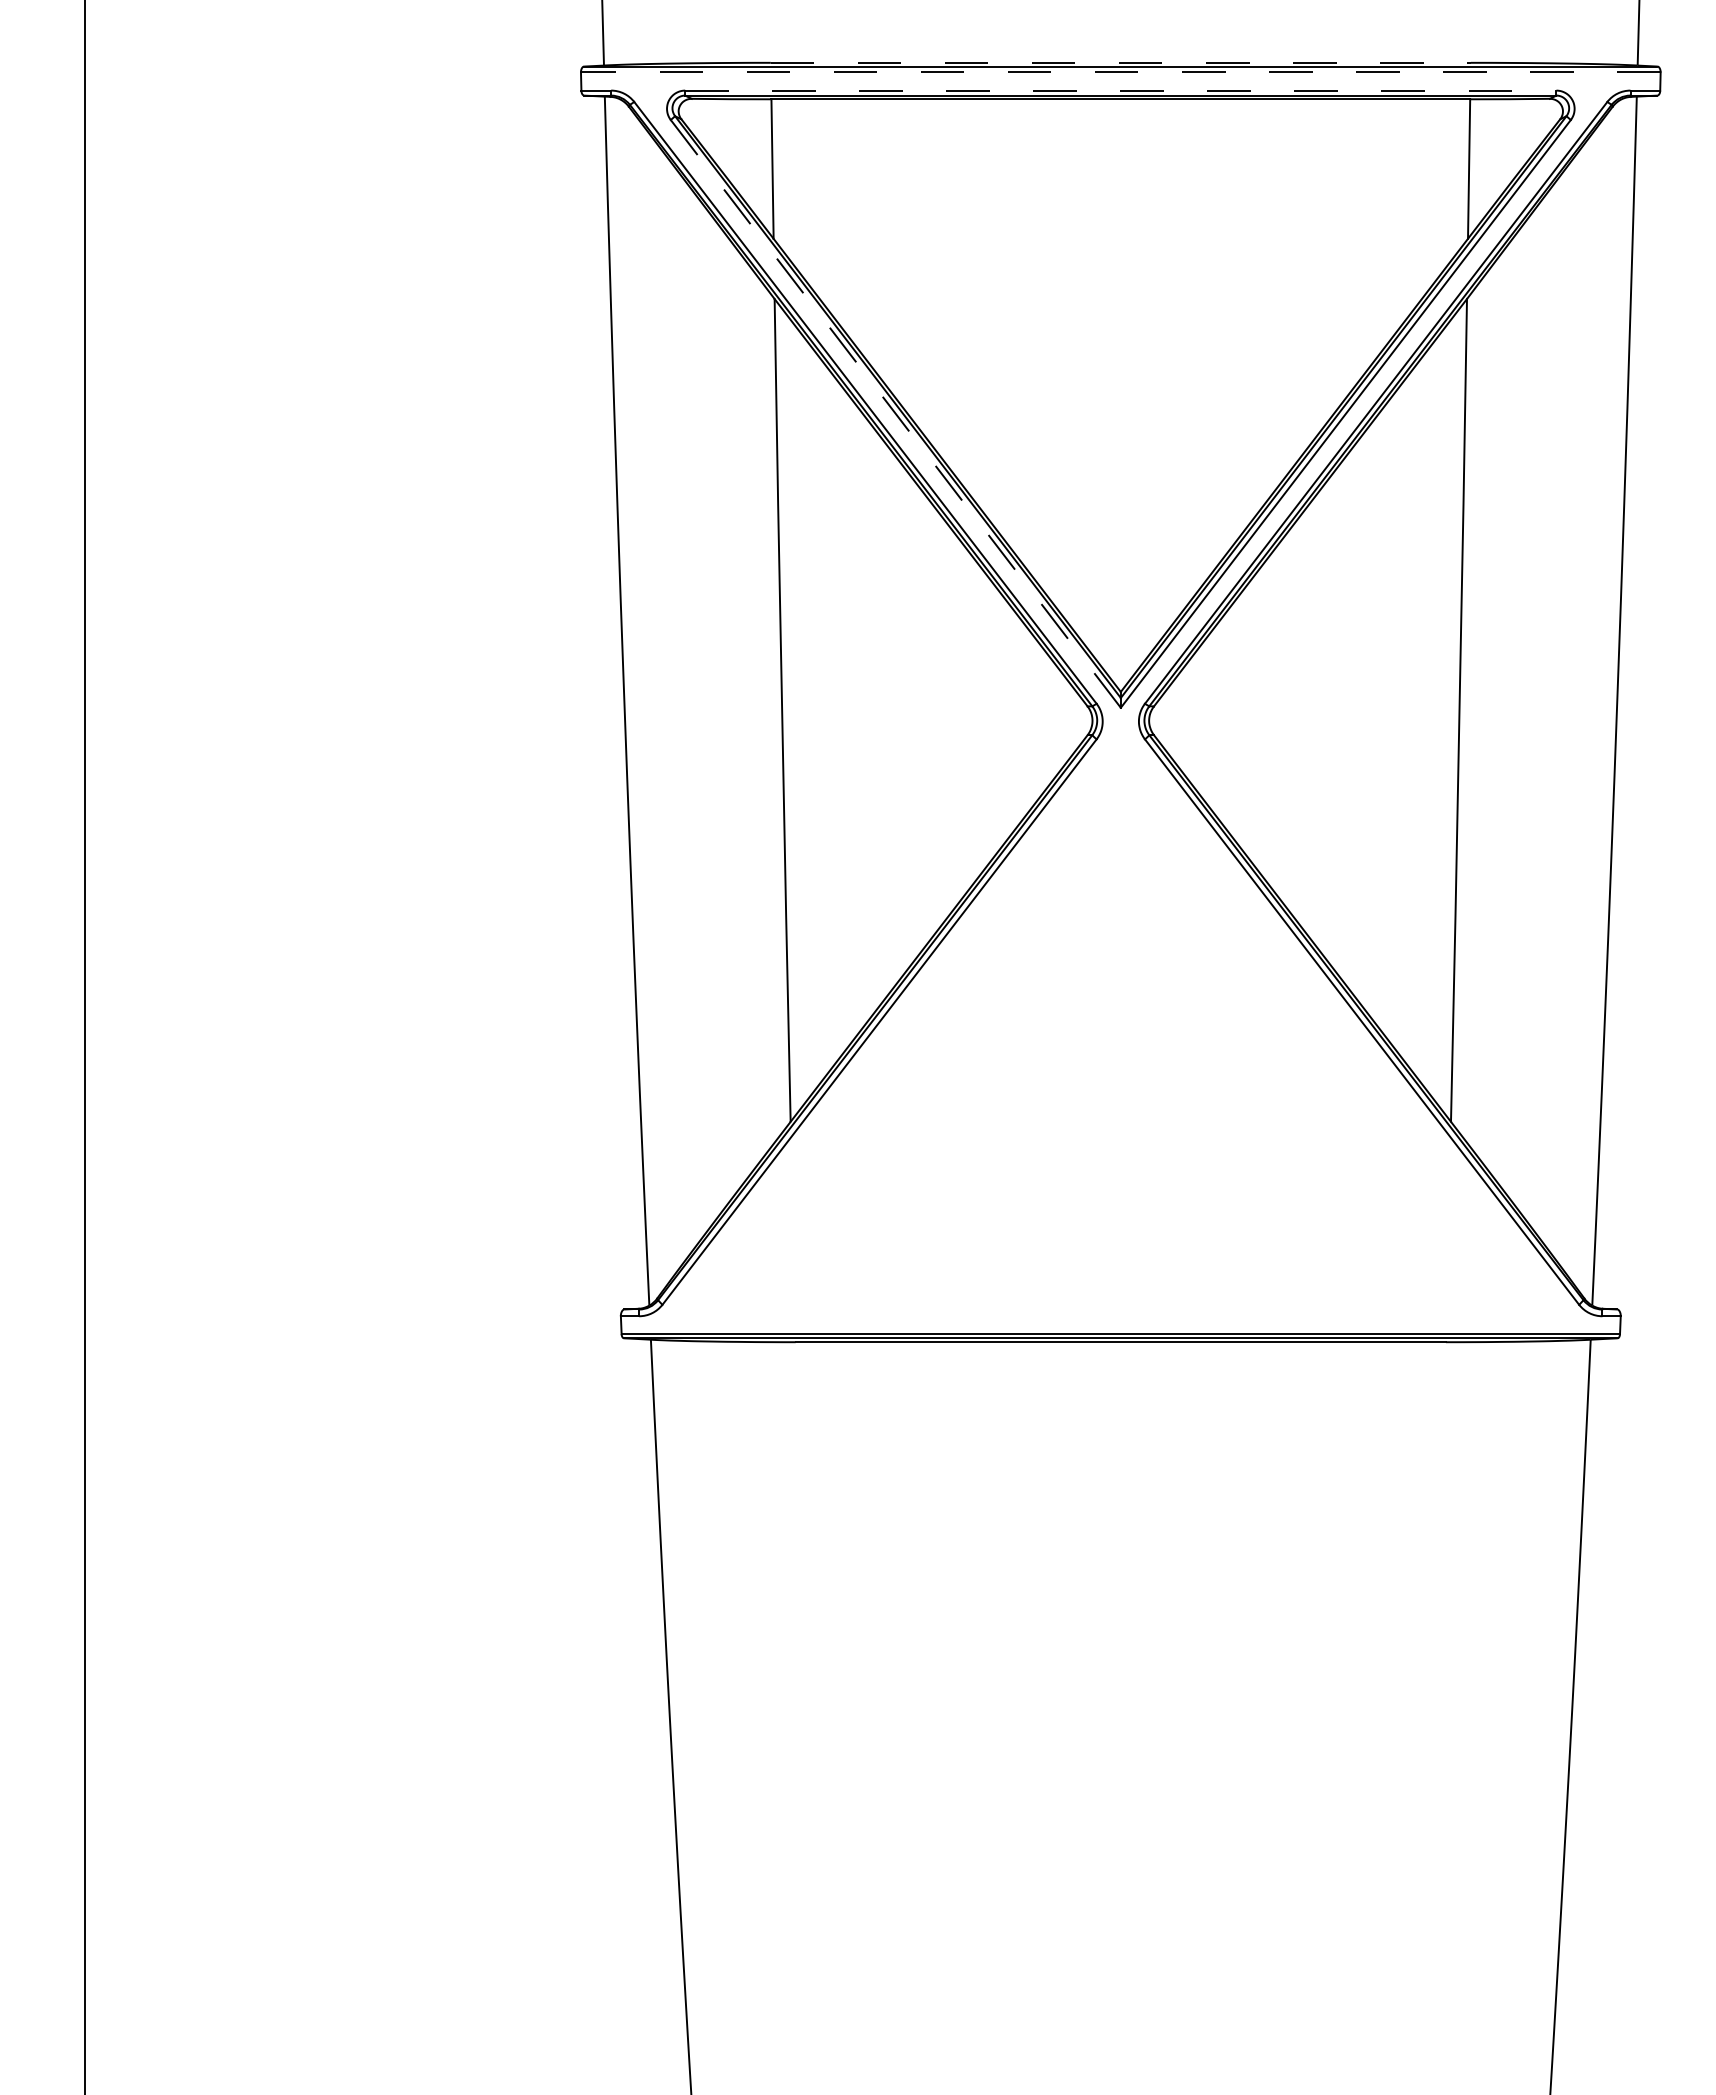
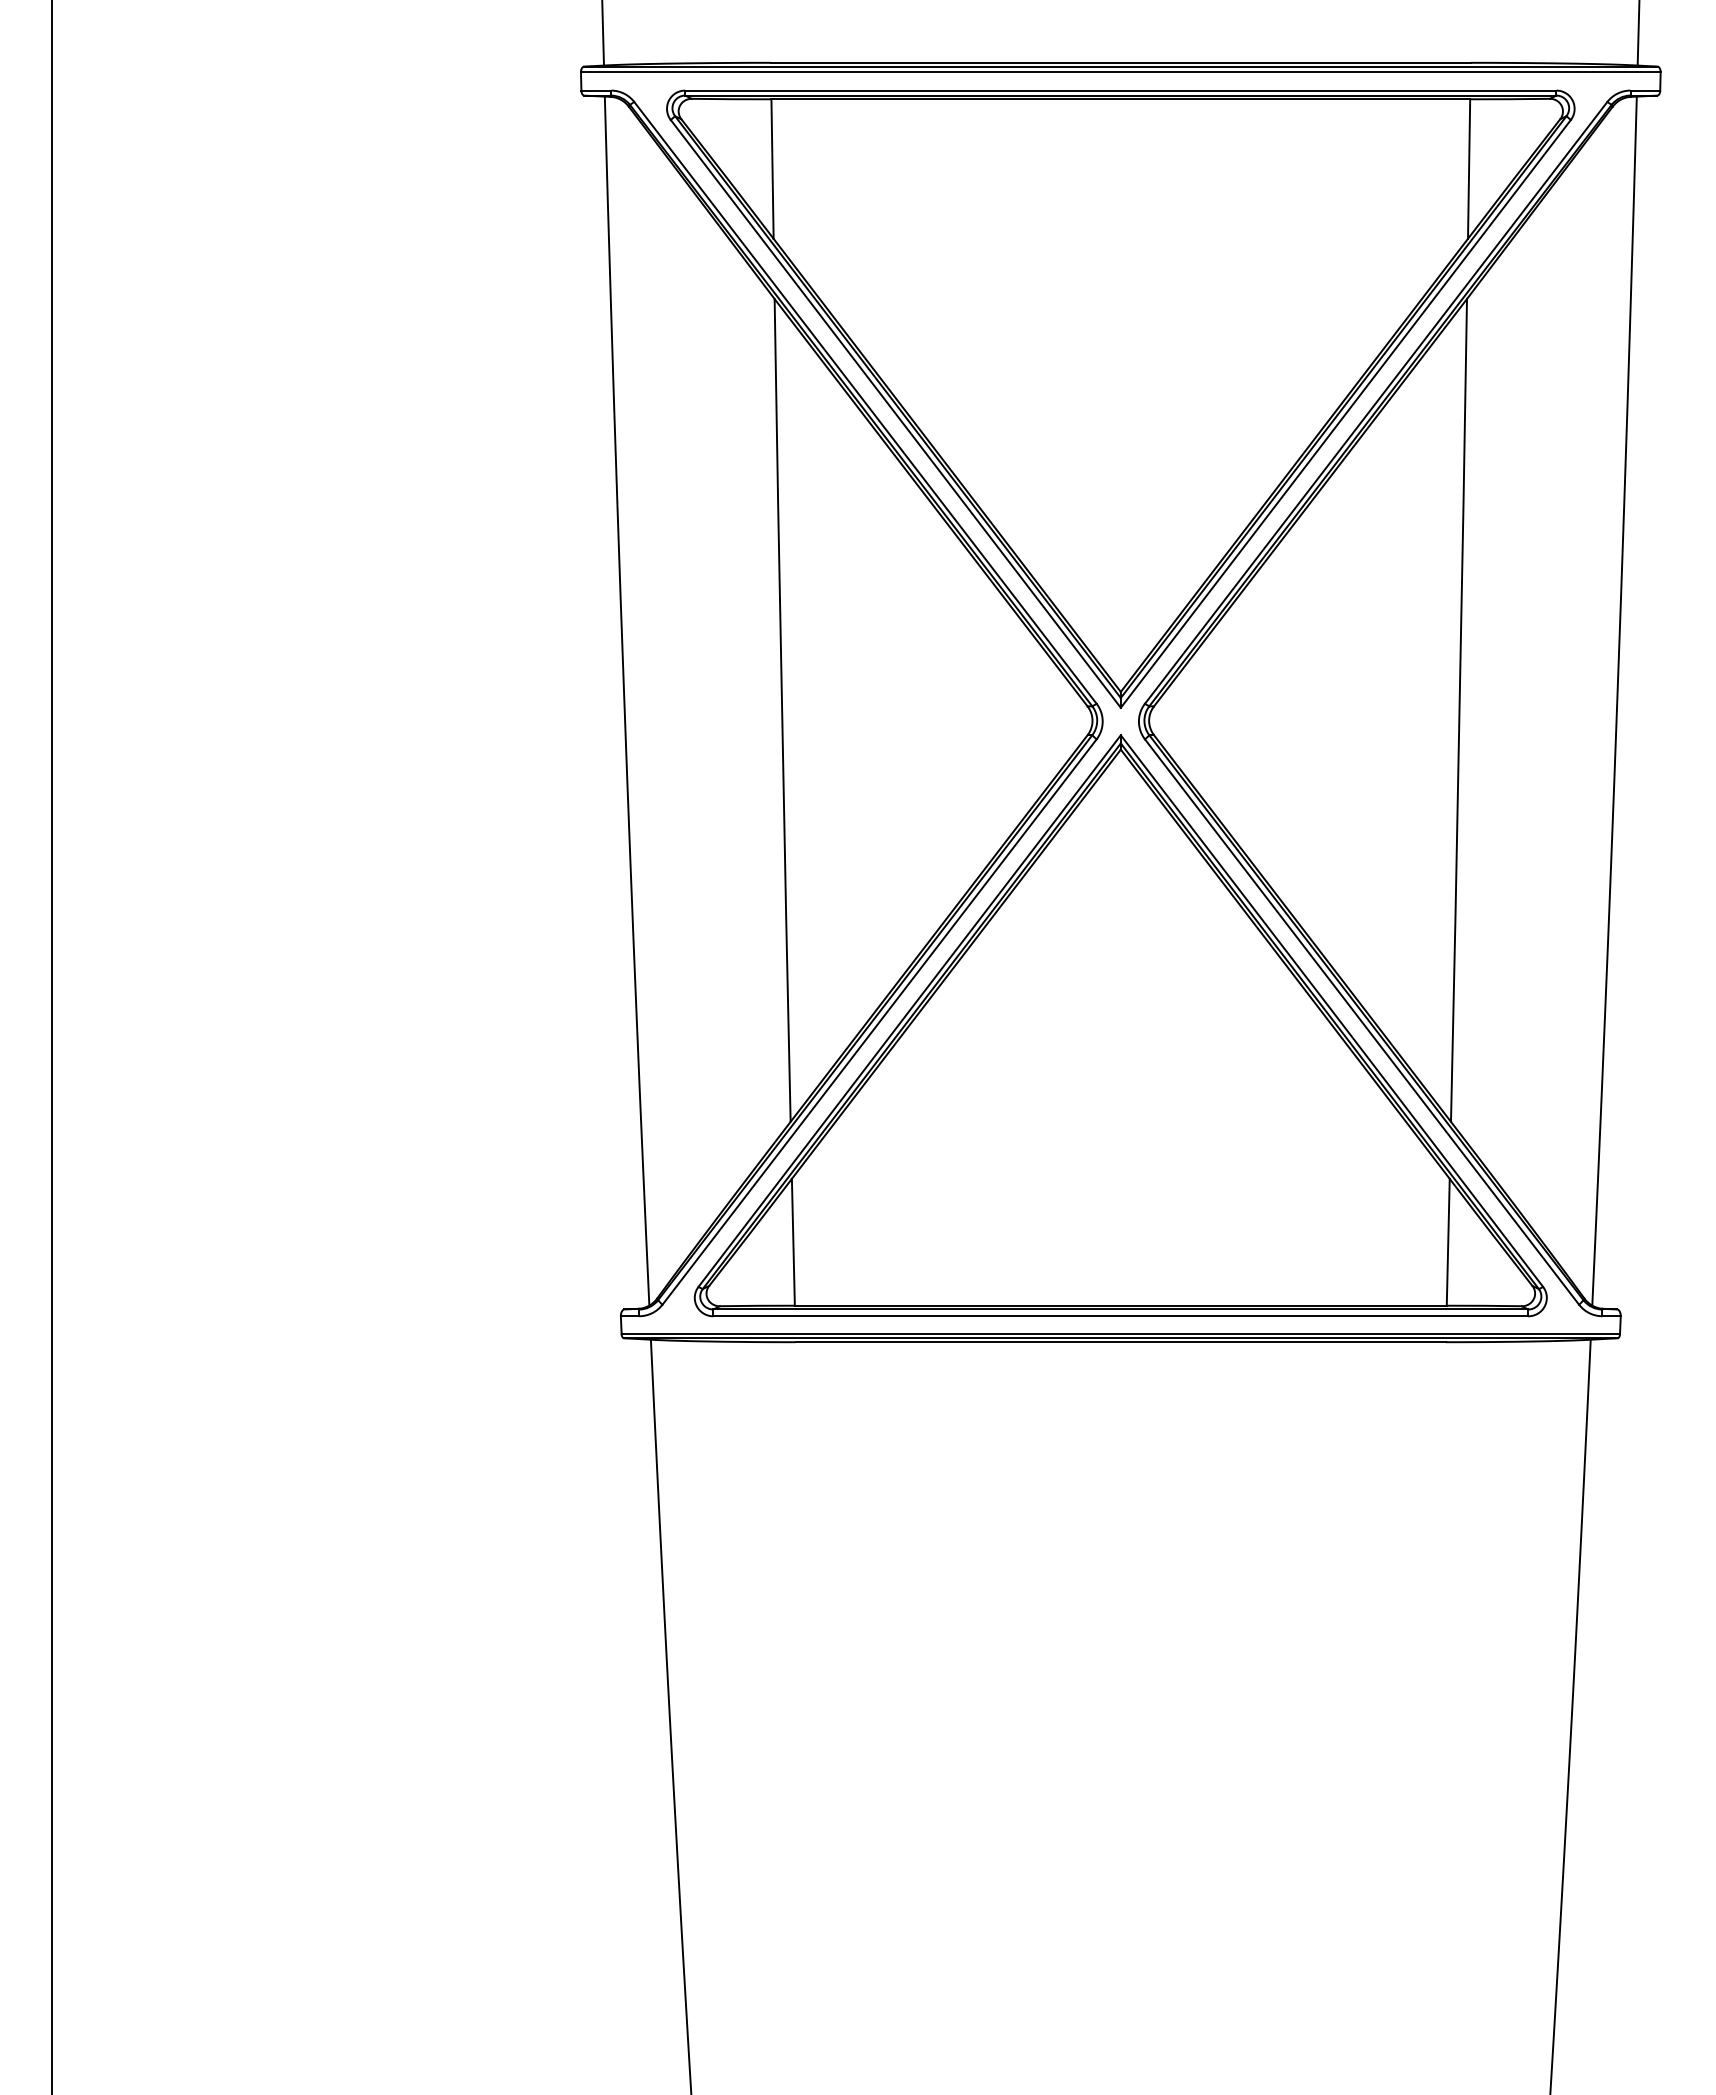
line: dashed -> solid (1120, 62)
line: dashed -> solid (1120, 72)
line: dashed -> solid (1120, 90)
line: dashed -> solid (895, 413)
part: none -> present (1120, 1025)
line position: (84, 1046) -> (51, 1046) (51, 1046)
